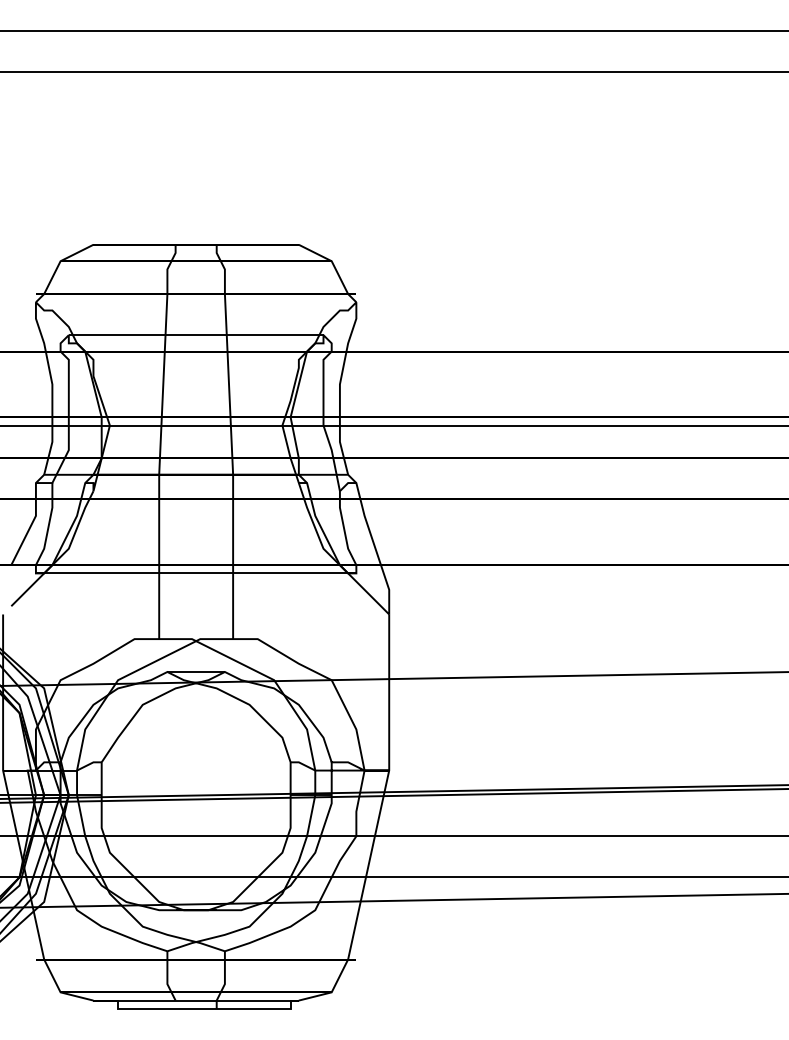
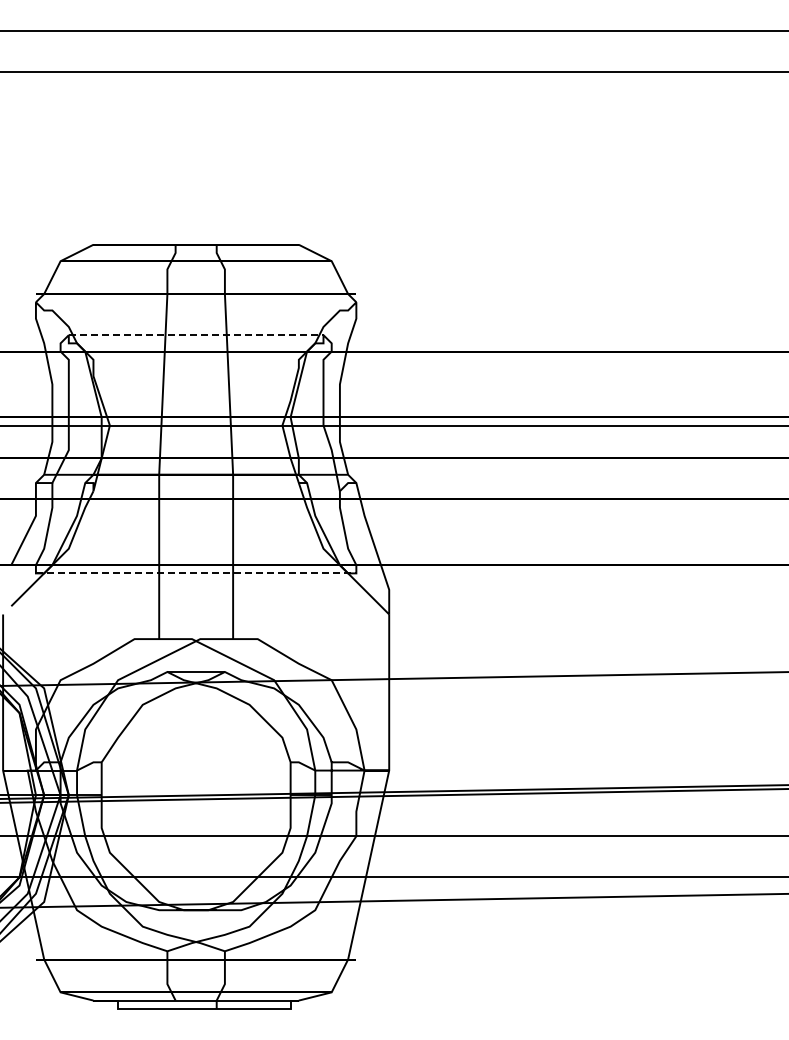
line: solid -> dashed (196, 335)
line: solid -> dashed (196, 573)
